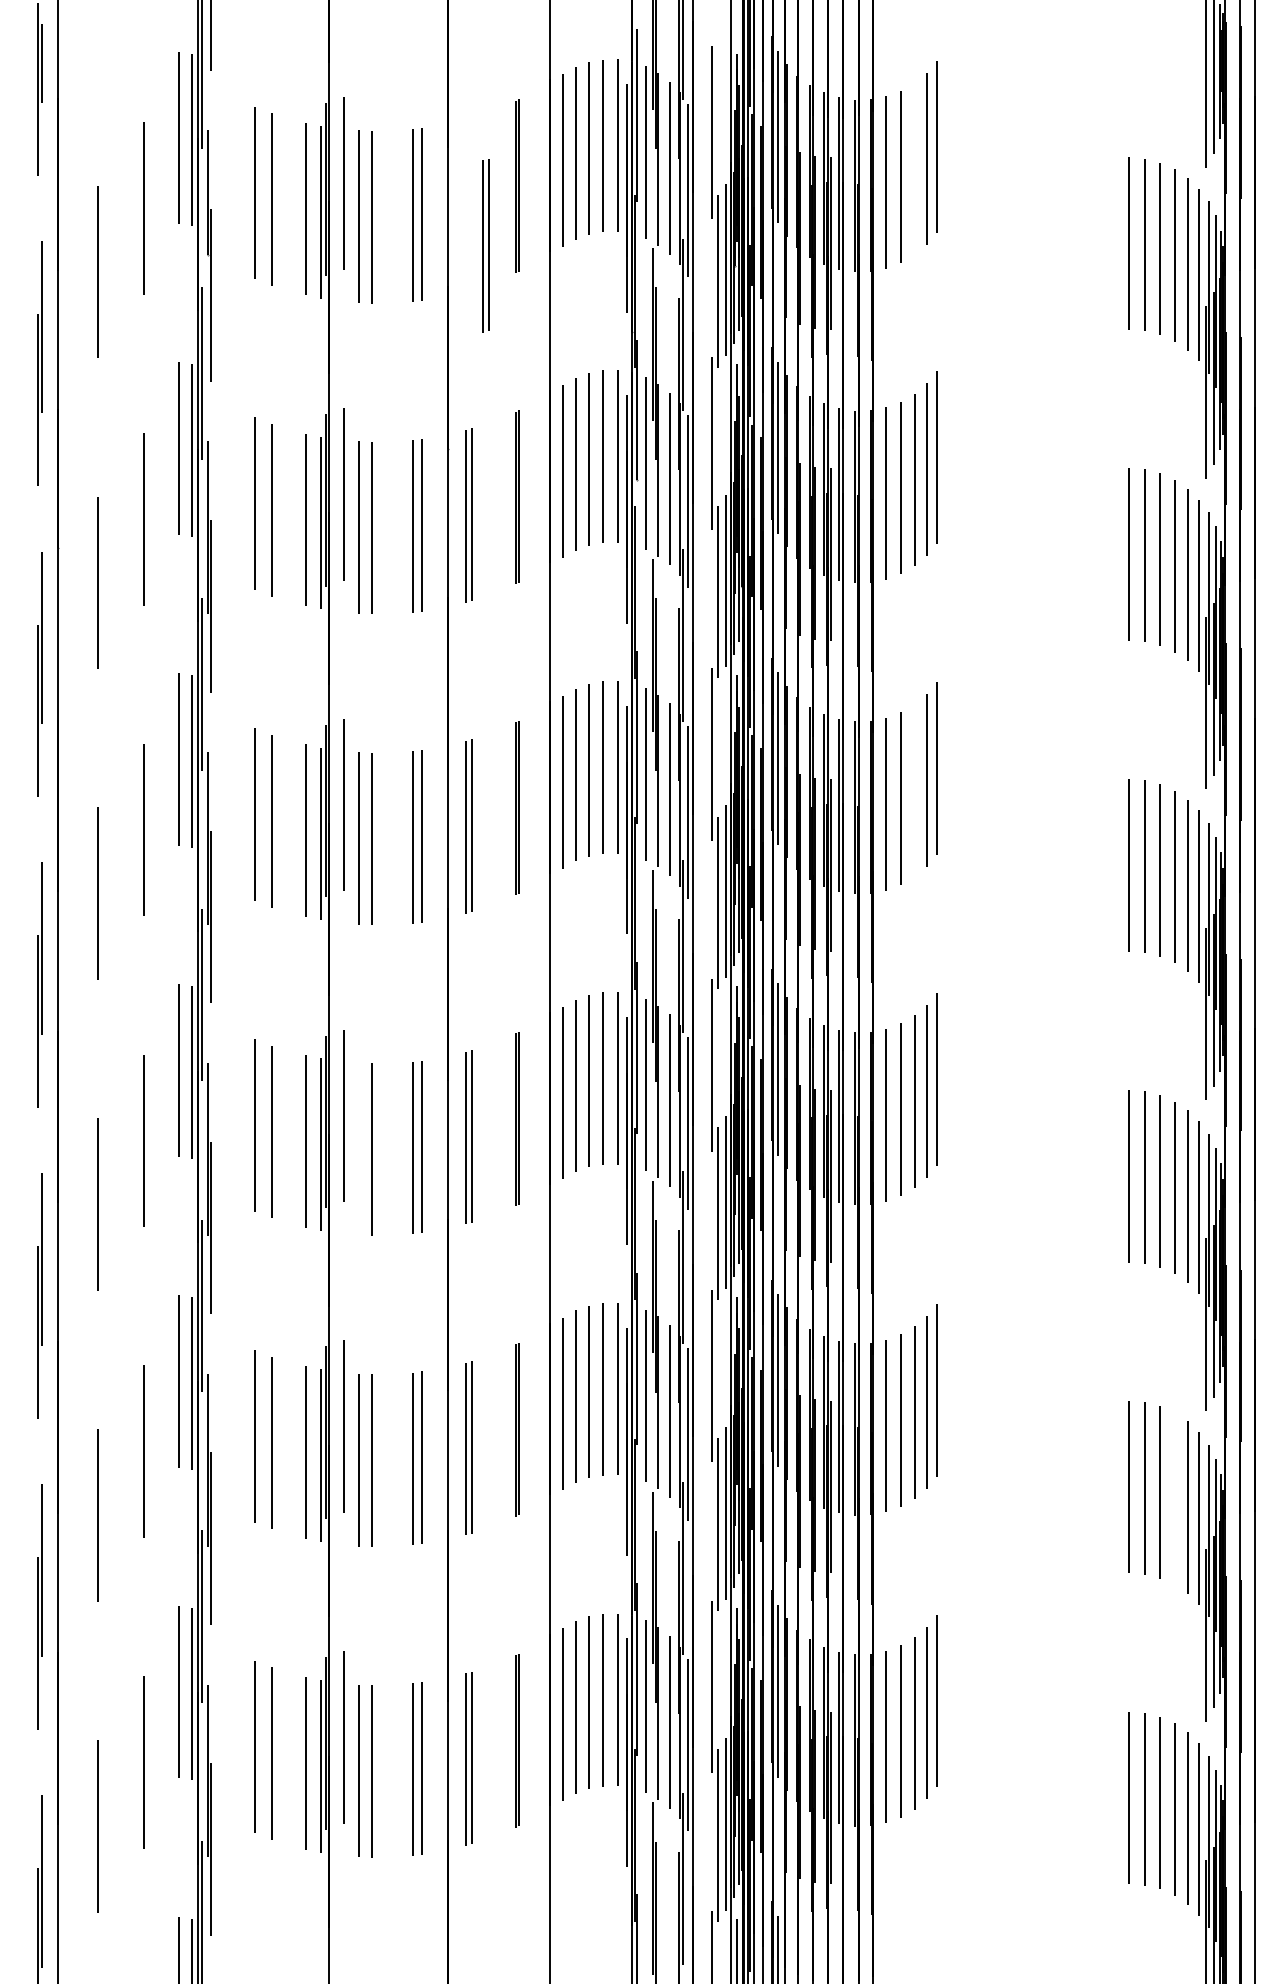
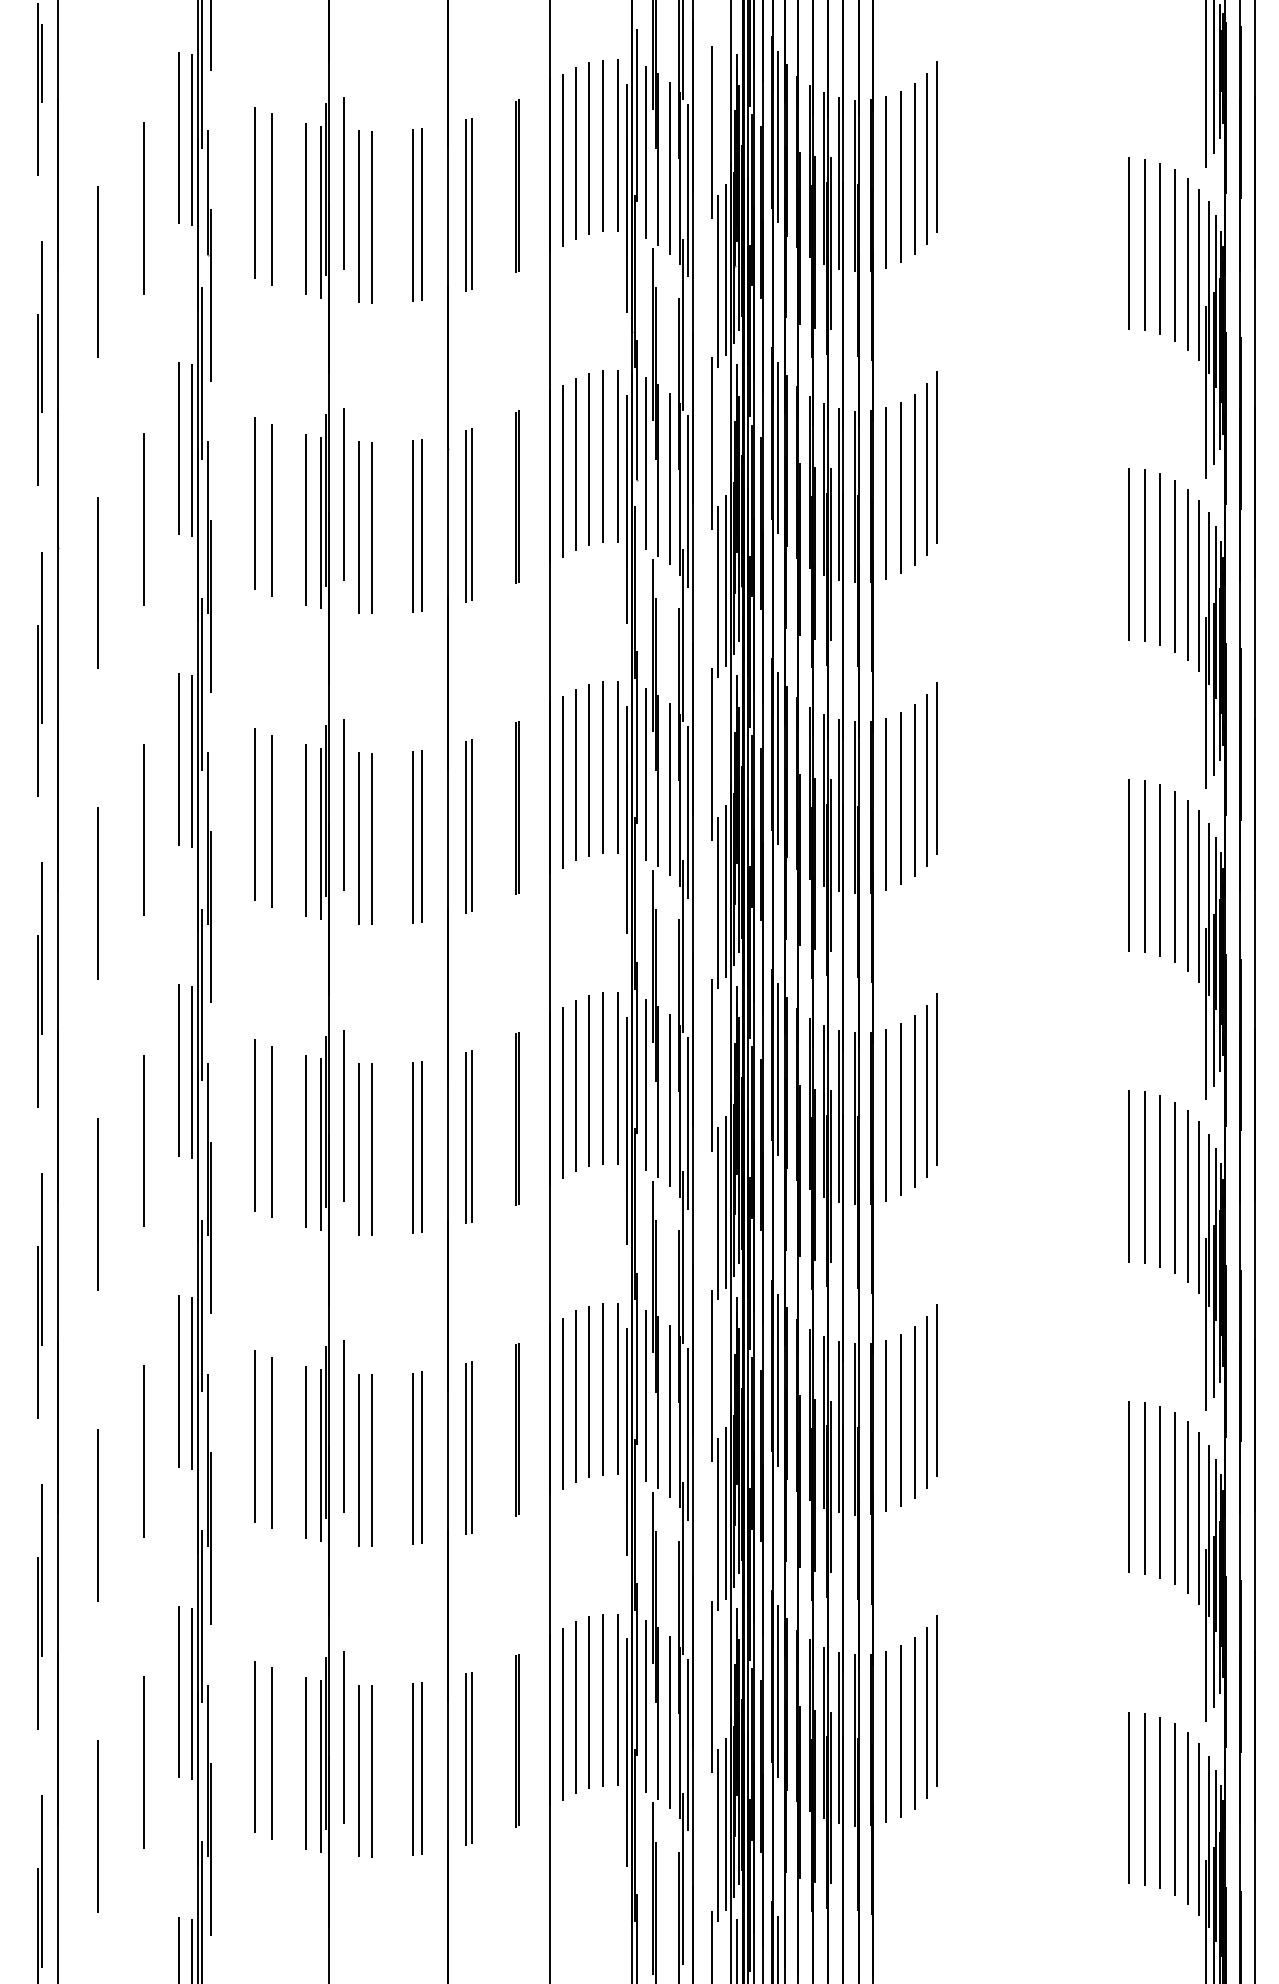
line: none -> present (914, 168)
part position: (485, 245) -> (468, 204) (468, 204)
line: none -> present (914, 790)
line: none -> present (359, 1148)
line: none -> present (1174, 1498)
